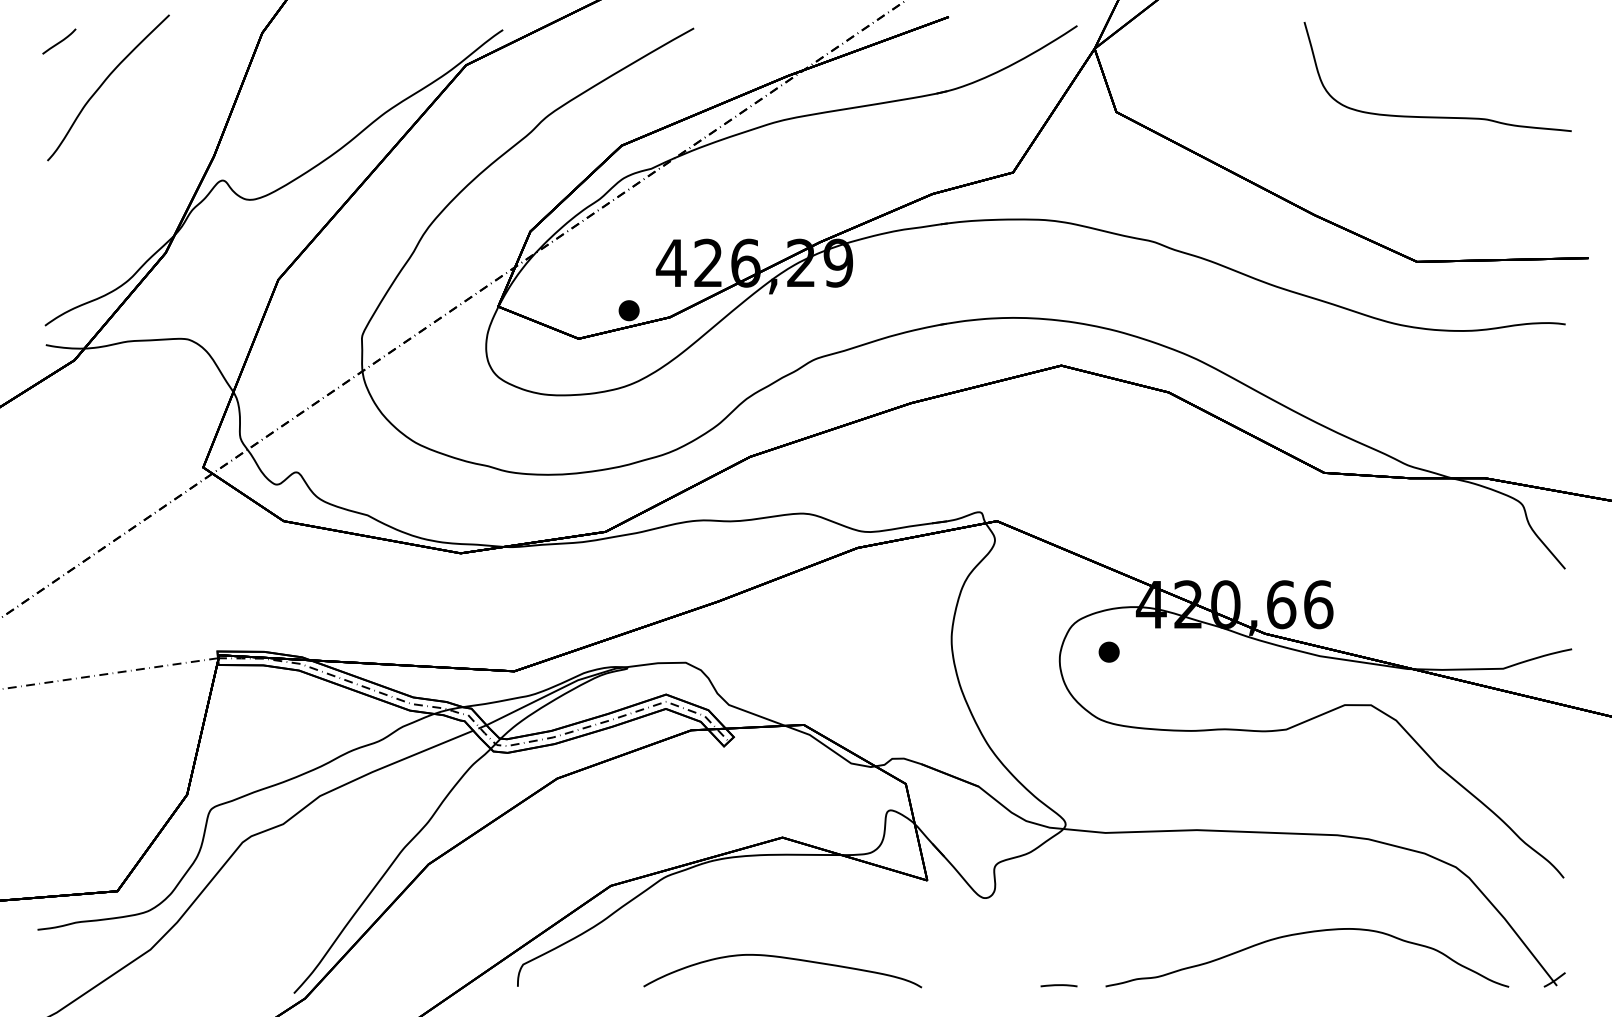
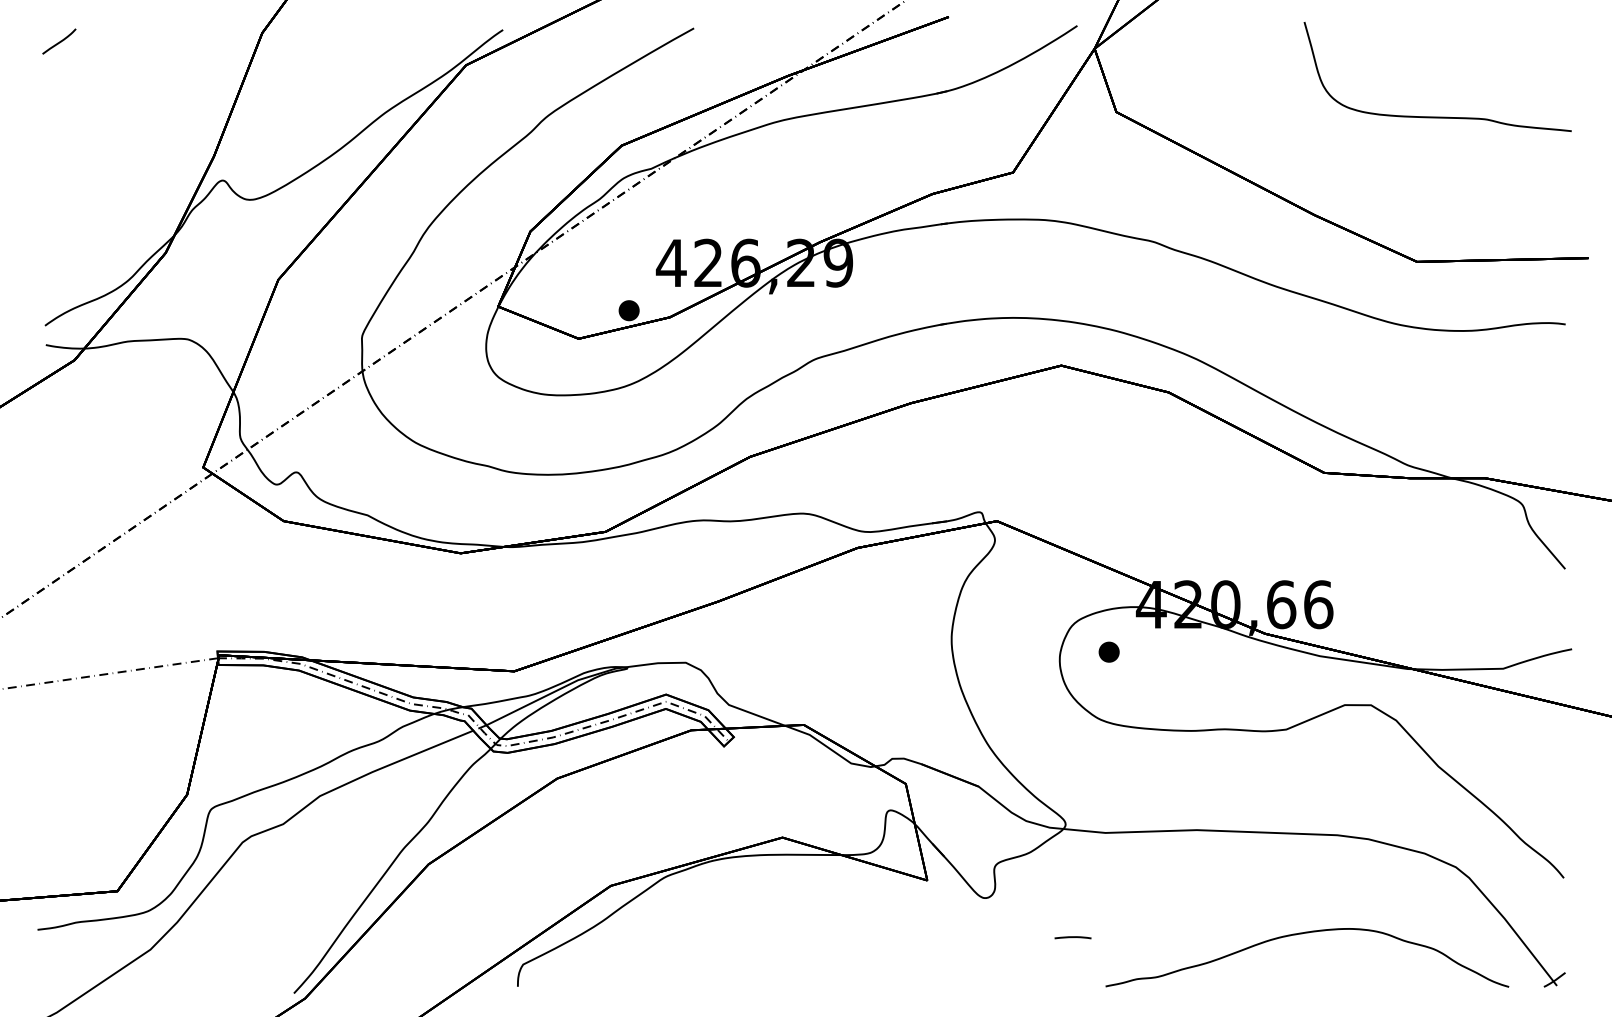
curve: present -> none (103, 84)
curve: present -> none (782, 958)
line position: (1058, 985) -> (1072, 937) (1072, 937)
